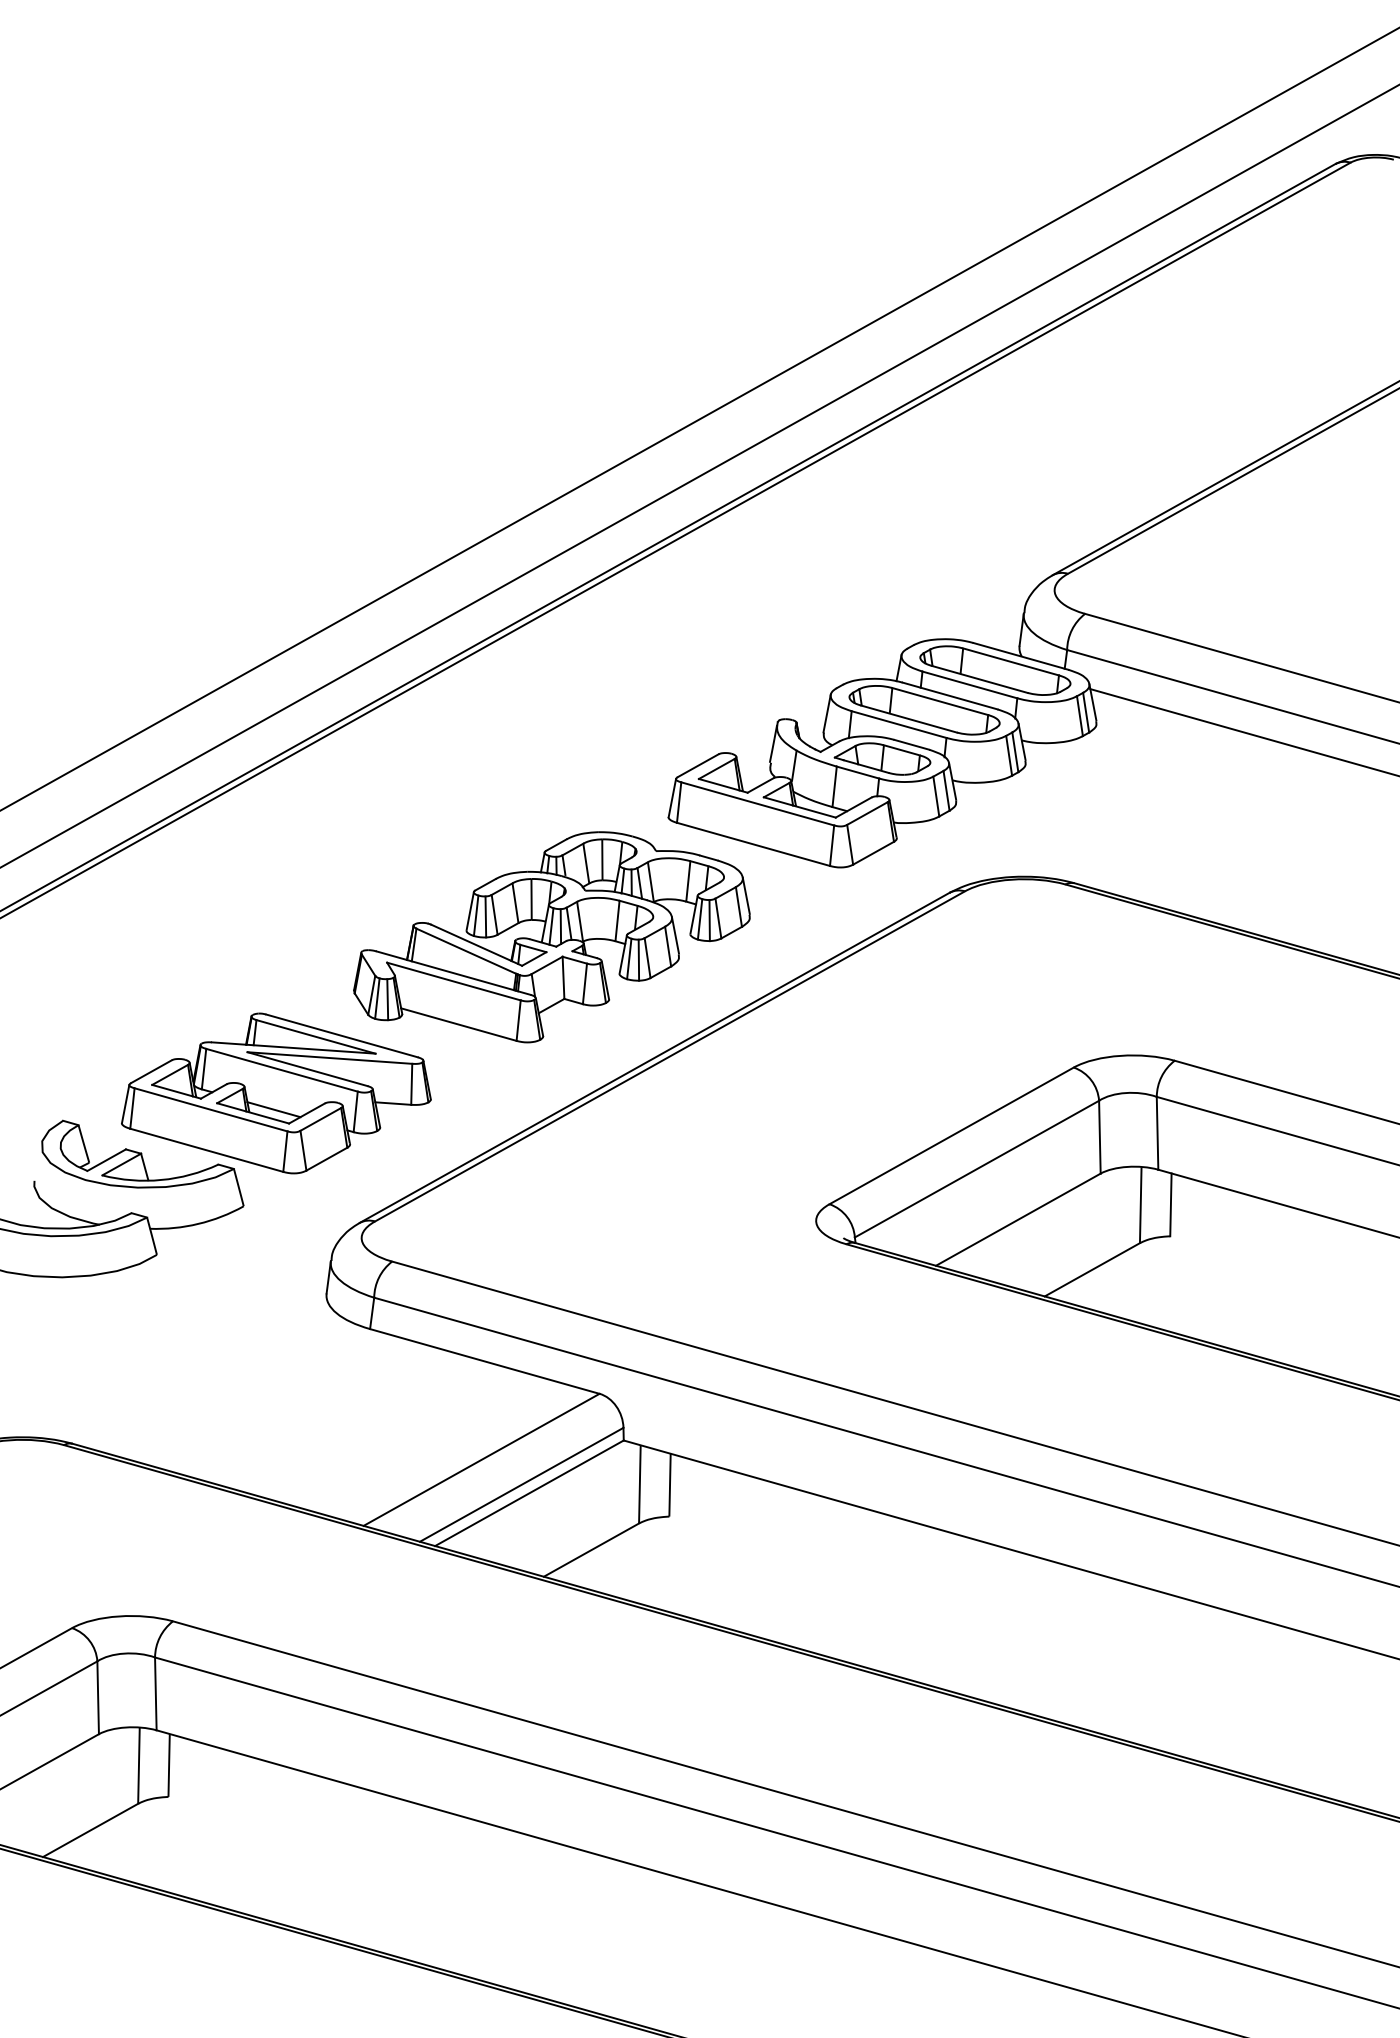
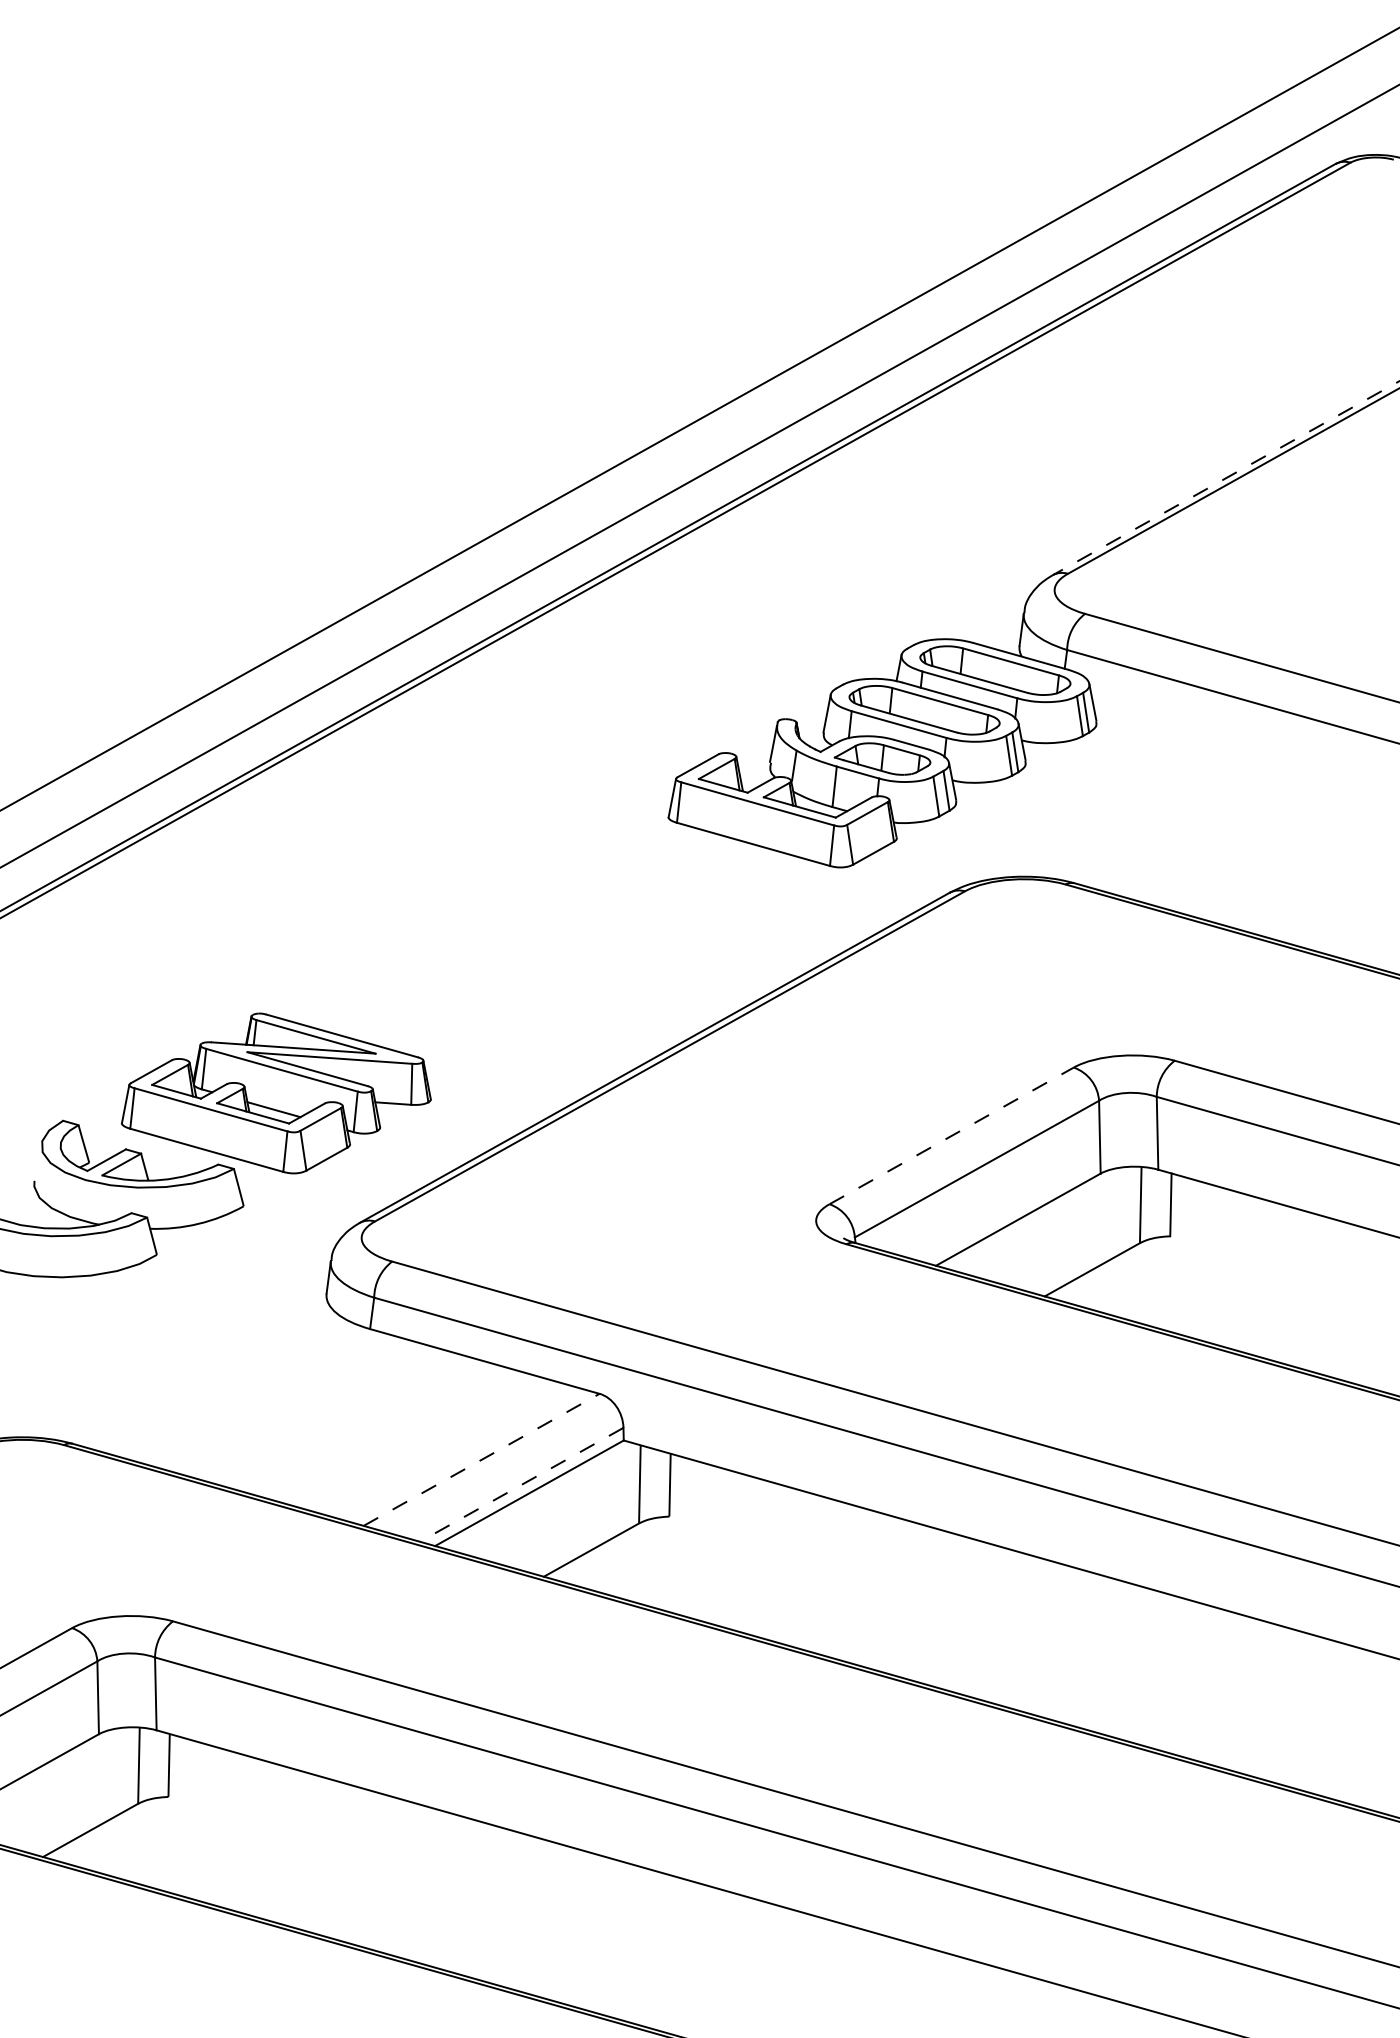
line: solid -> dashed (1225, 478)
line: present -> none (1243, 732)
part: present -> none (551, 937)
line: solid -> dashed (951, 1135)
line: solid -> dashed (482, 1459)
line: solid -> dashed (521, 1484)
